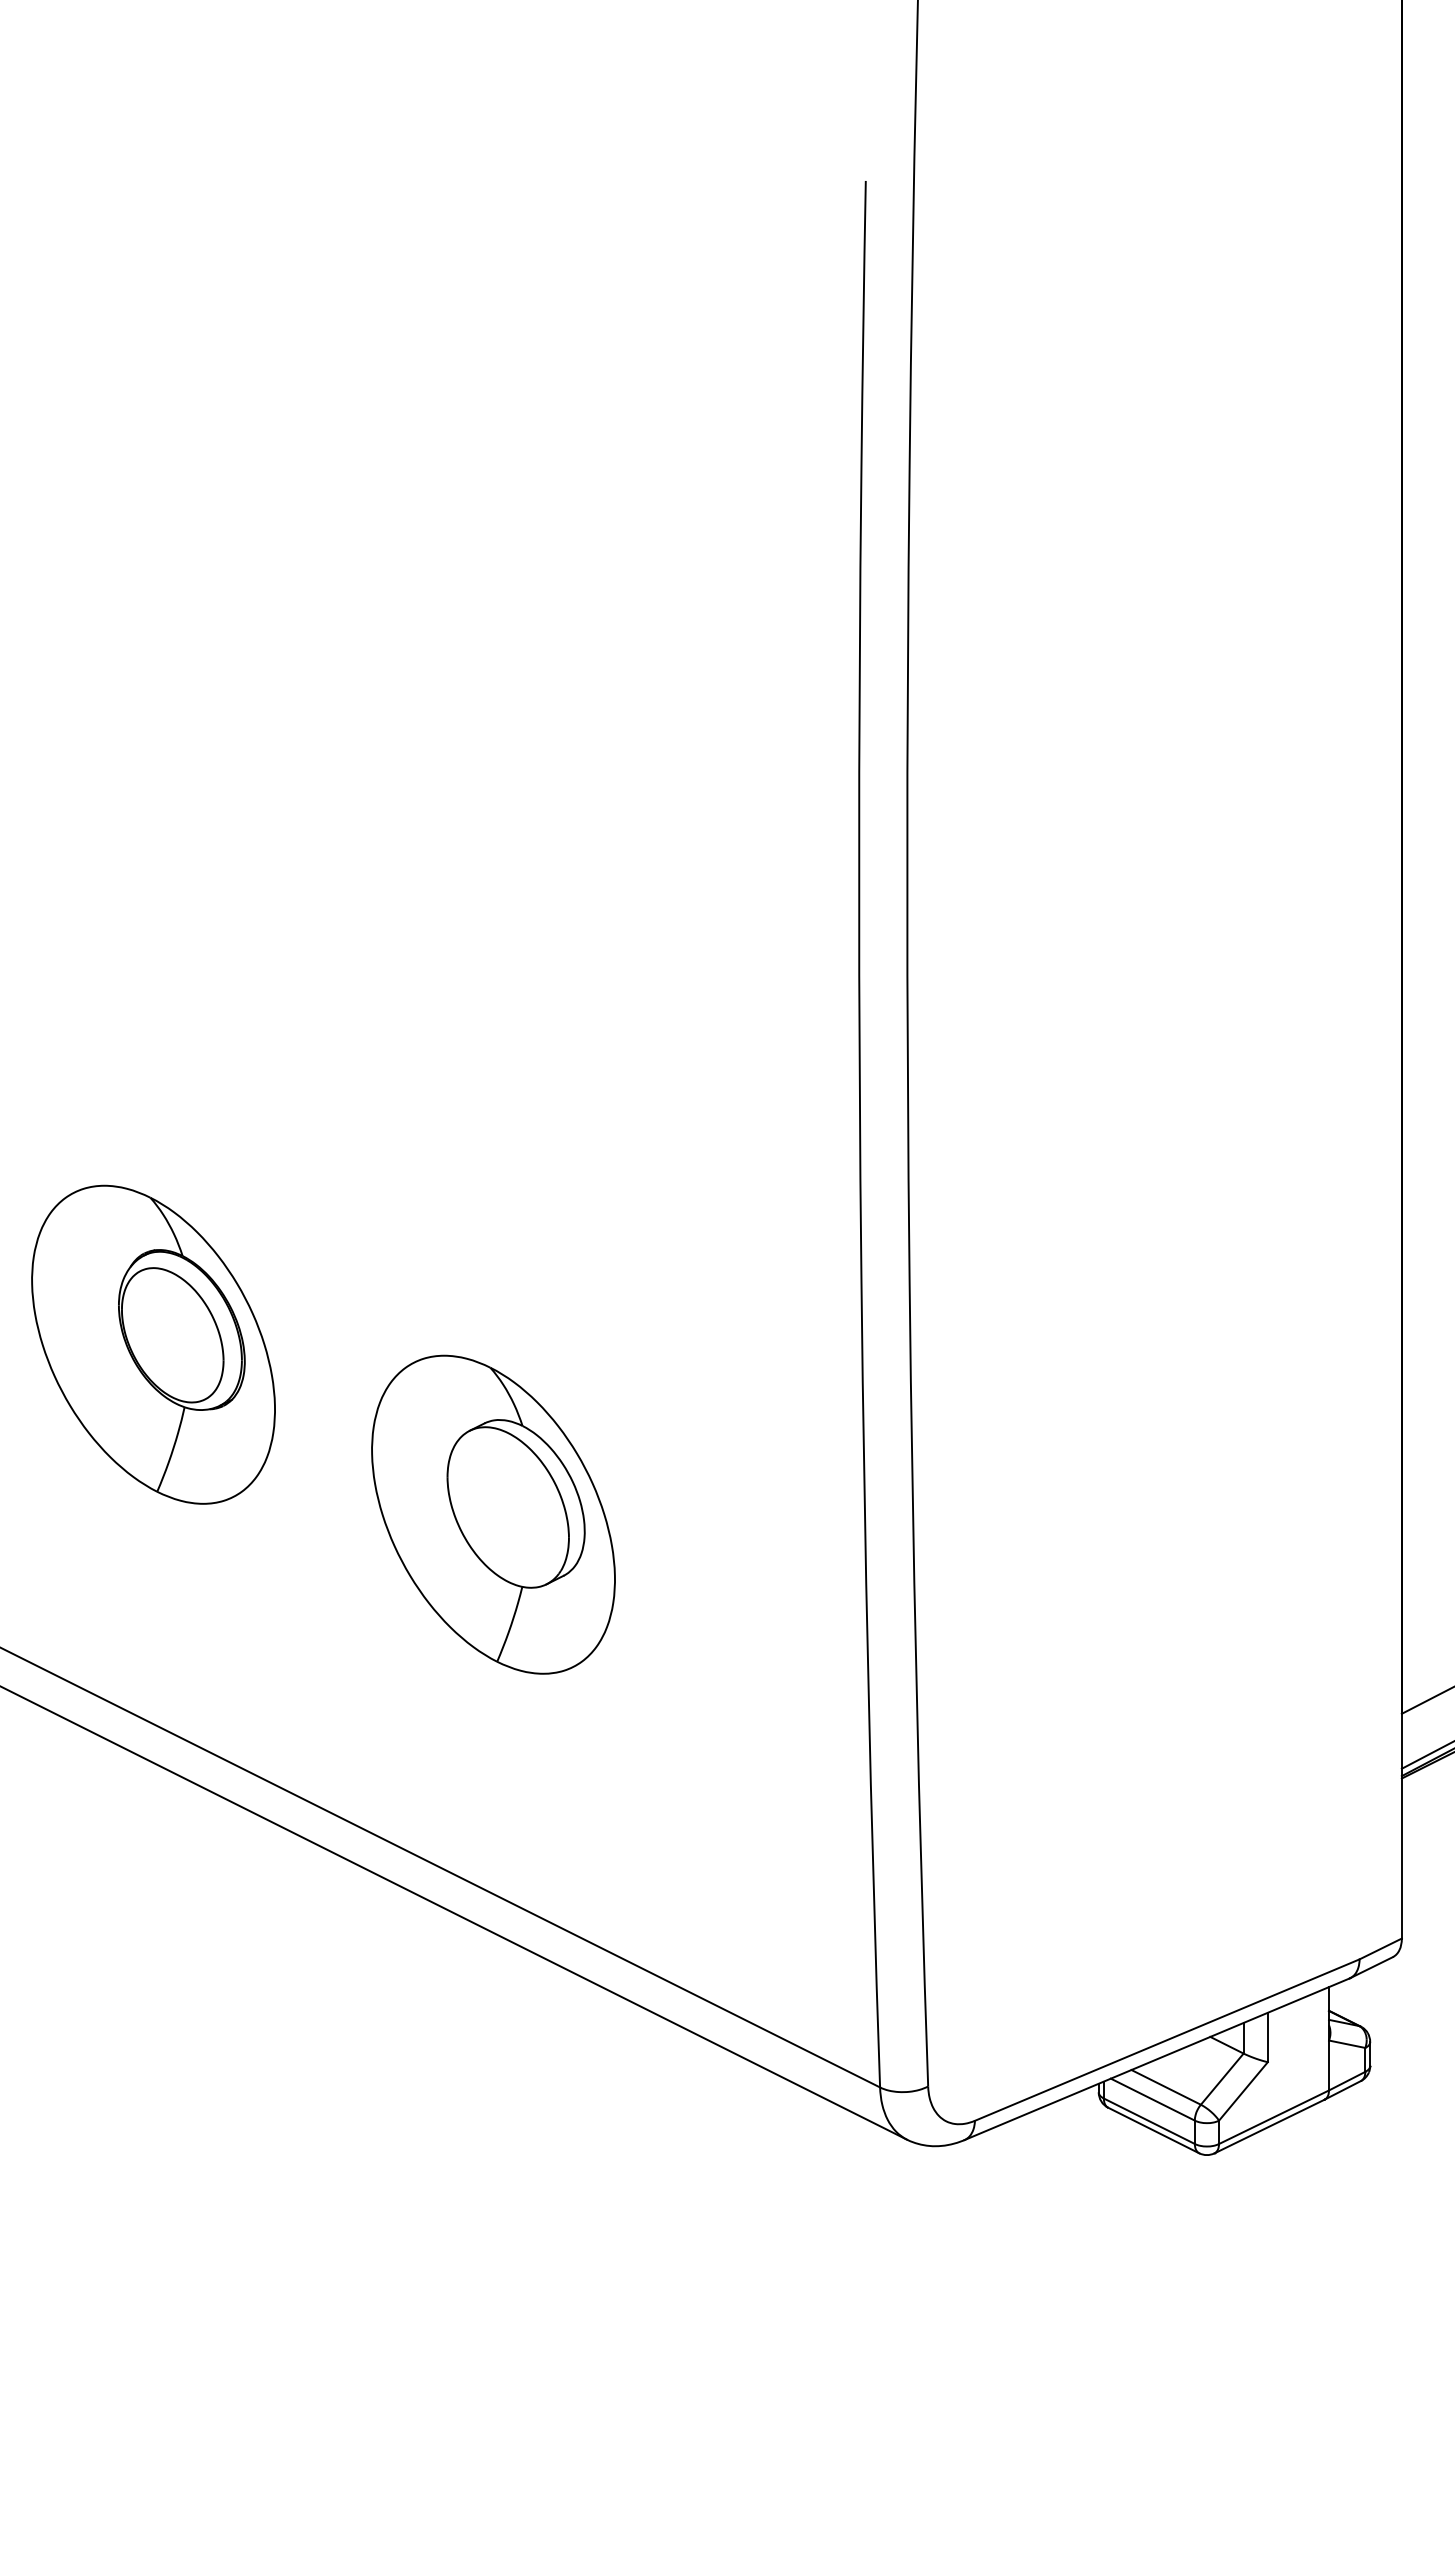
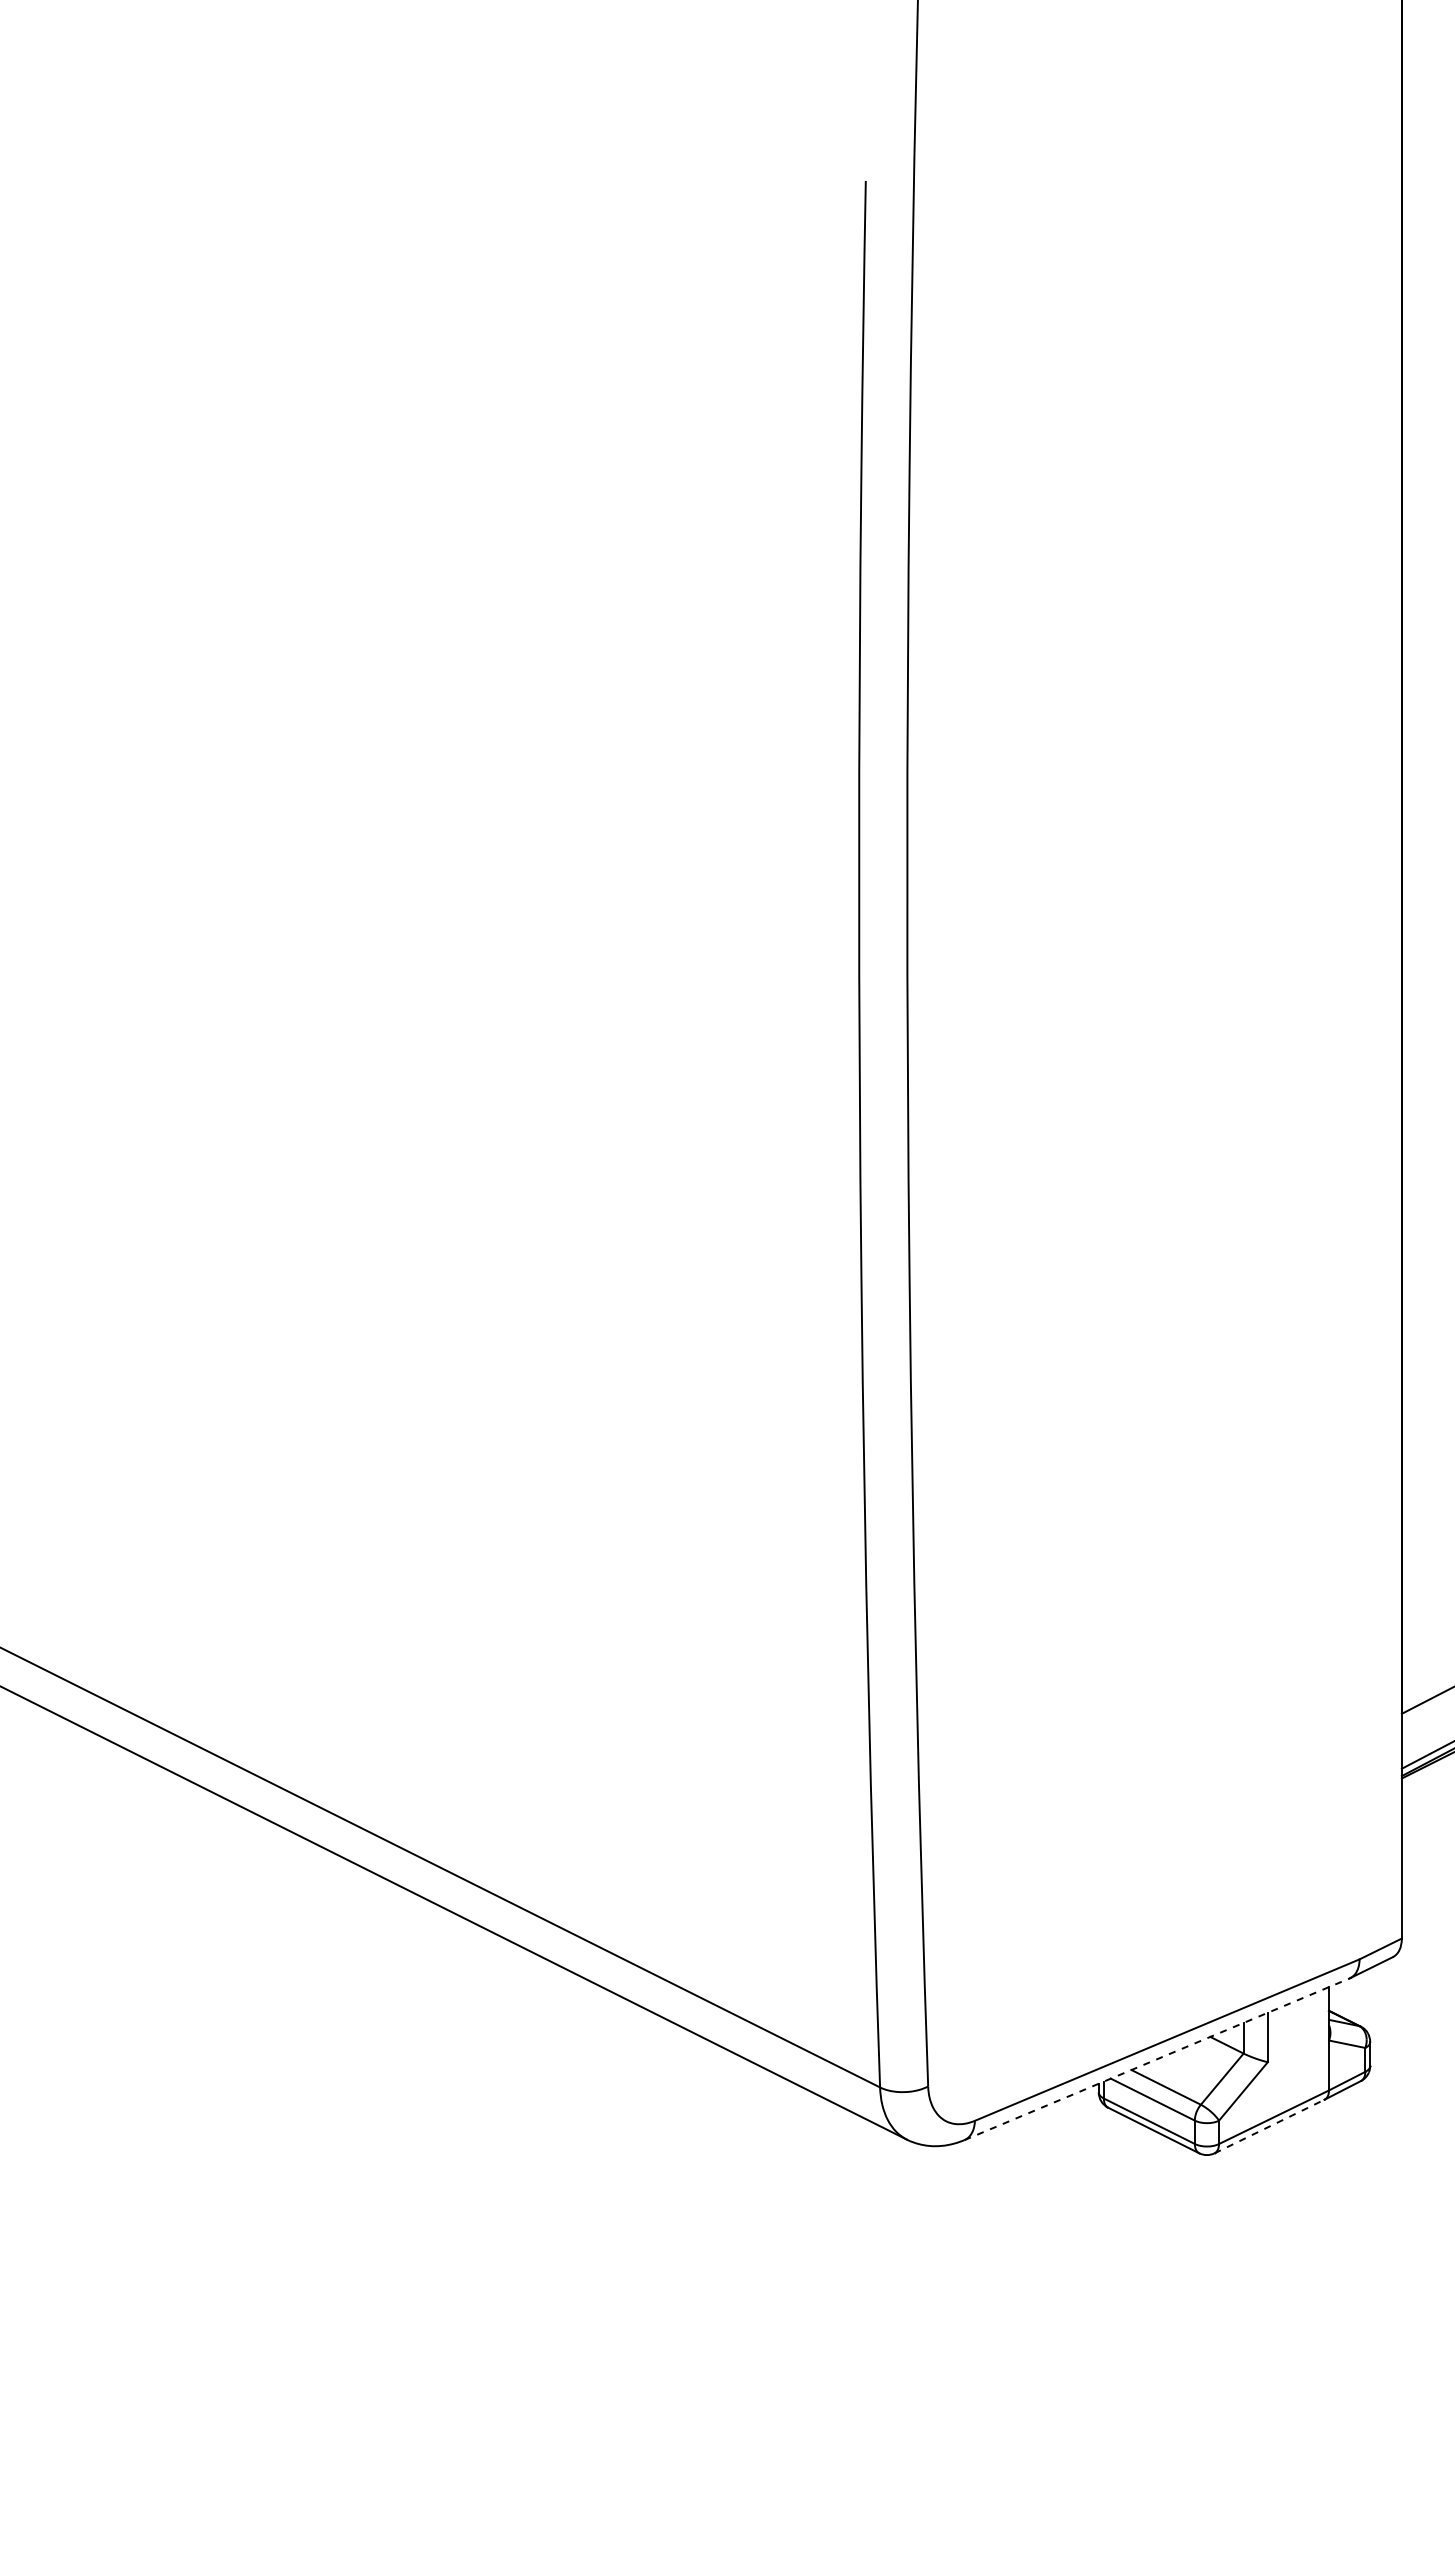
part: present -> none (153, 1344)
part: present -> none (493, 1514)
line: solid -> dashed (1157, 2059)
line: solid -> dashed (1269, 2126)
